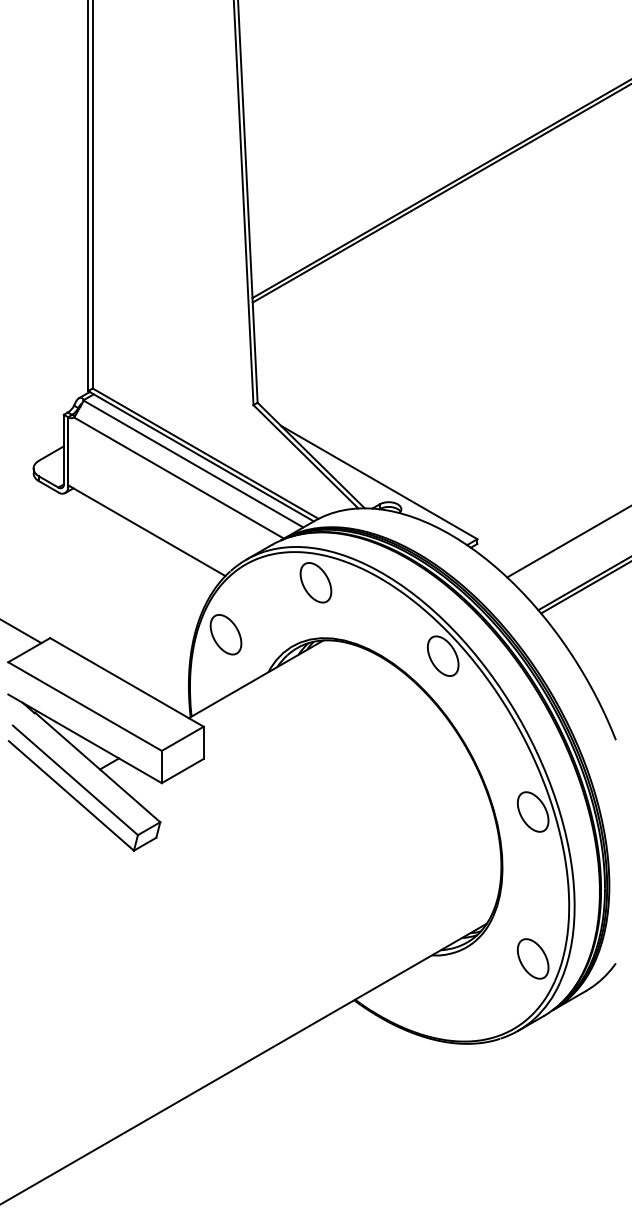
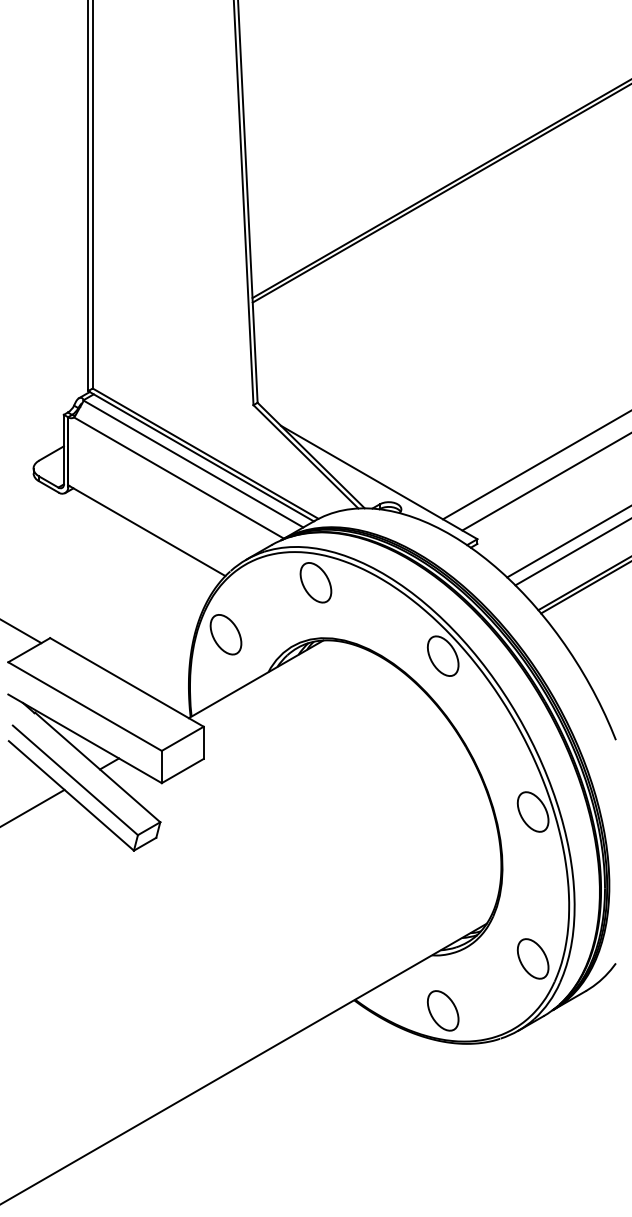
line: none -> present (535, 465)
line: none -> present (545, 482)
line: none -> present (571, 552)
line: none -> present (33, 807)
part: none -> present (443, 1010)
